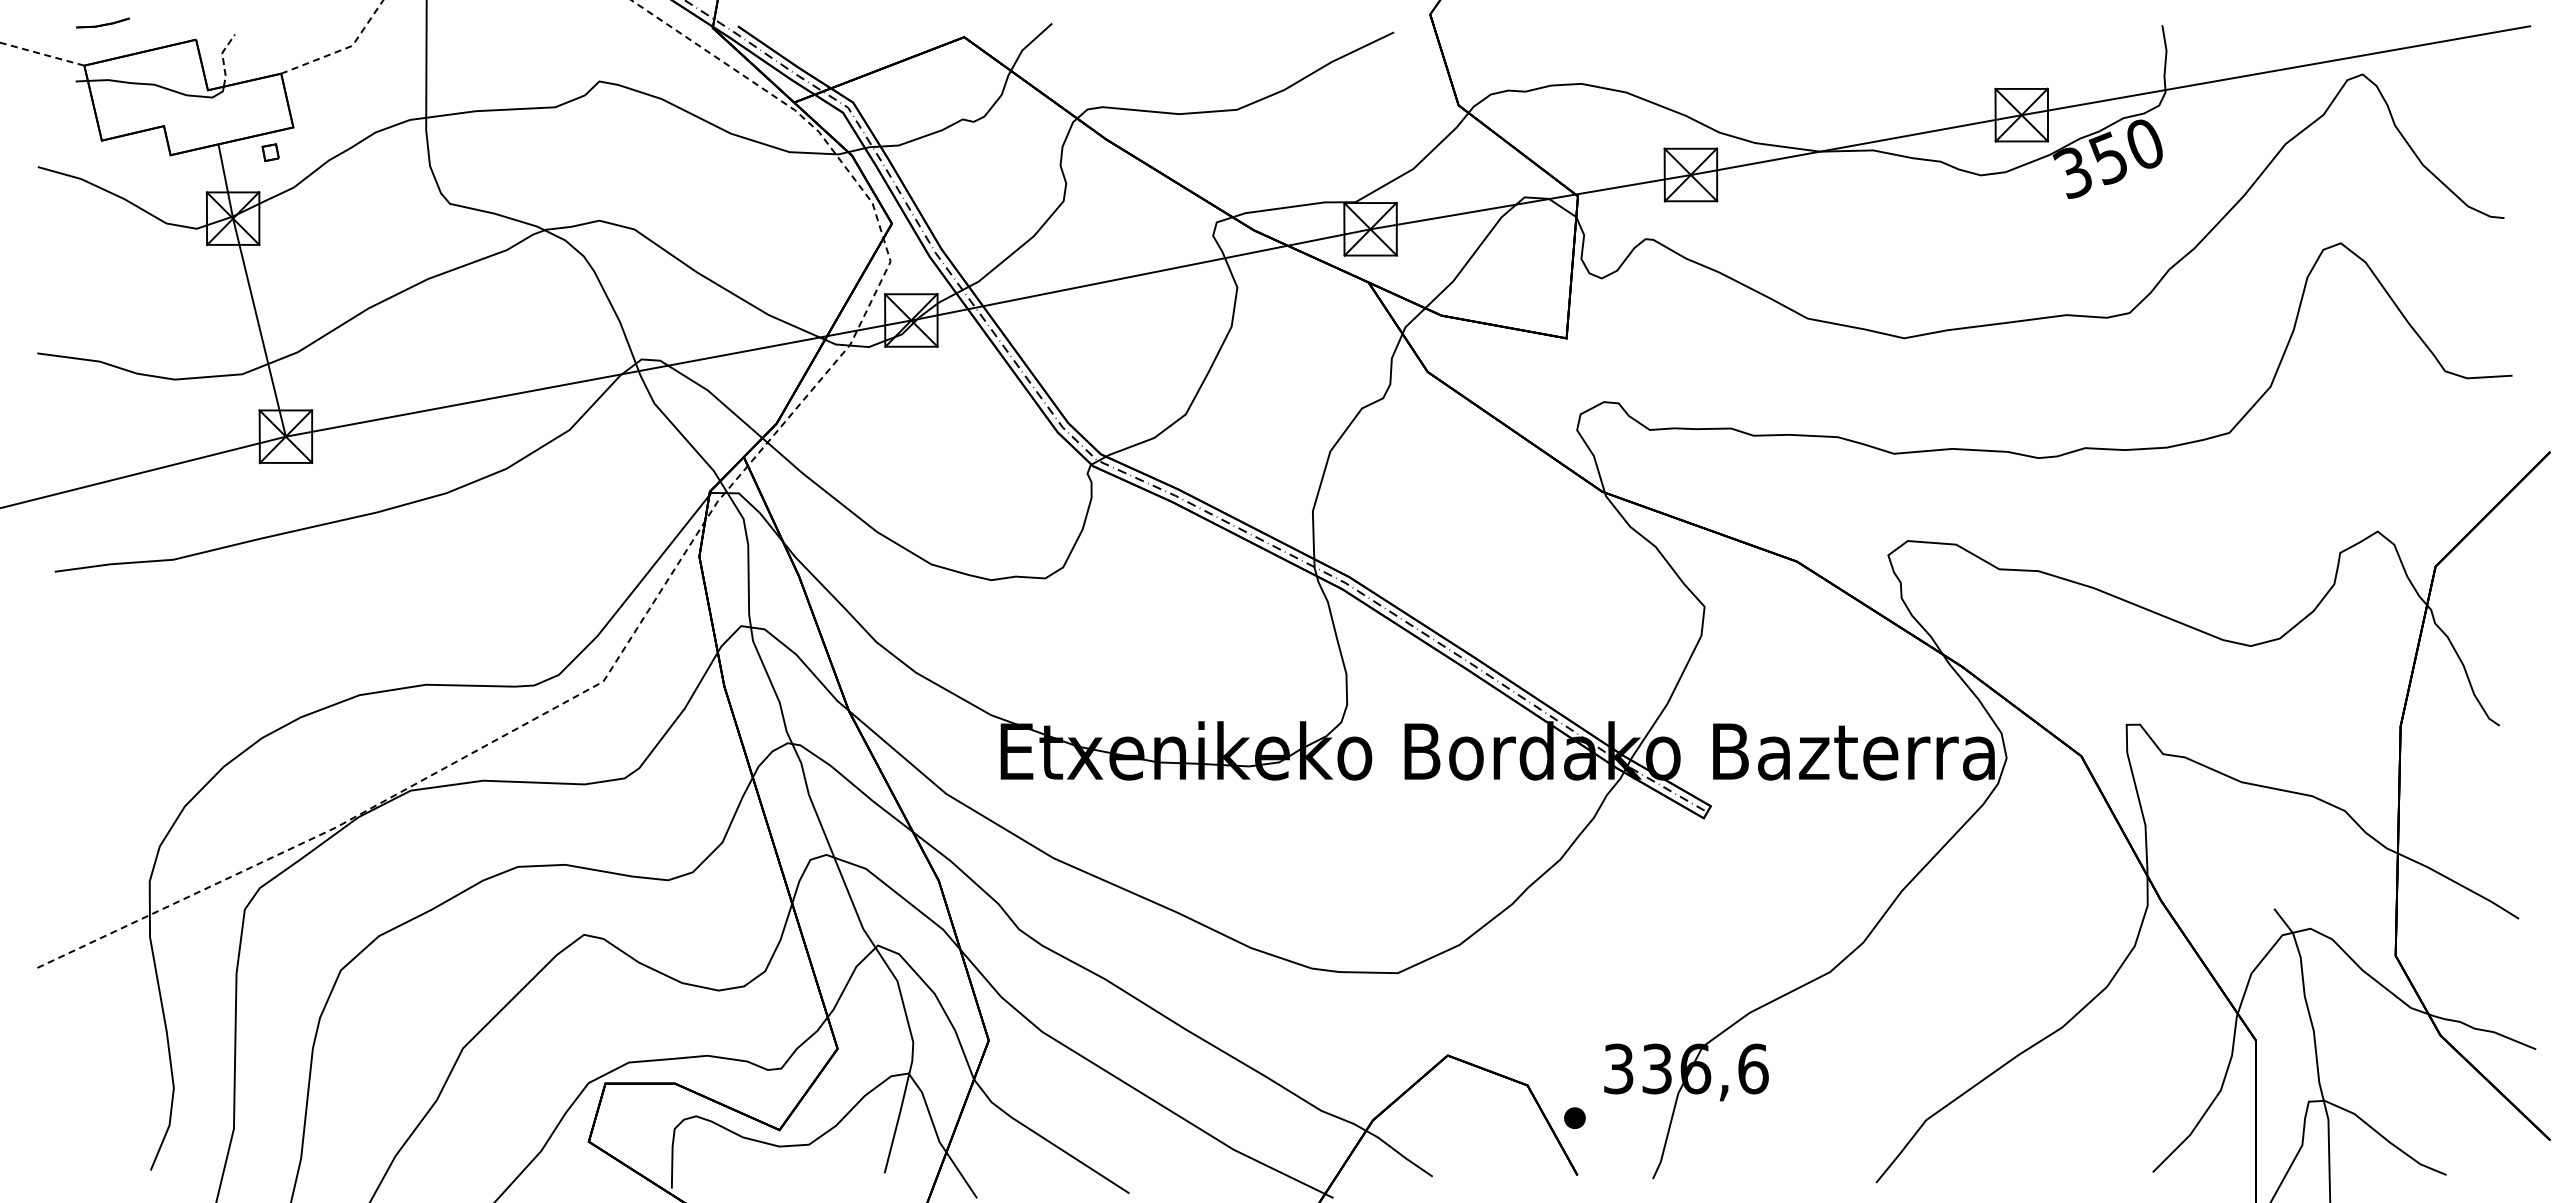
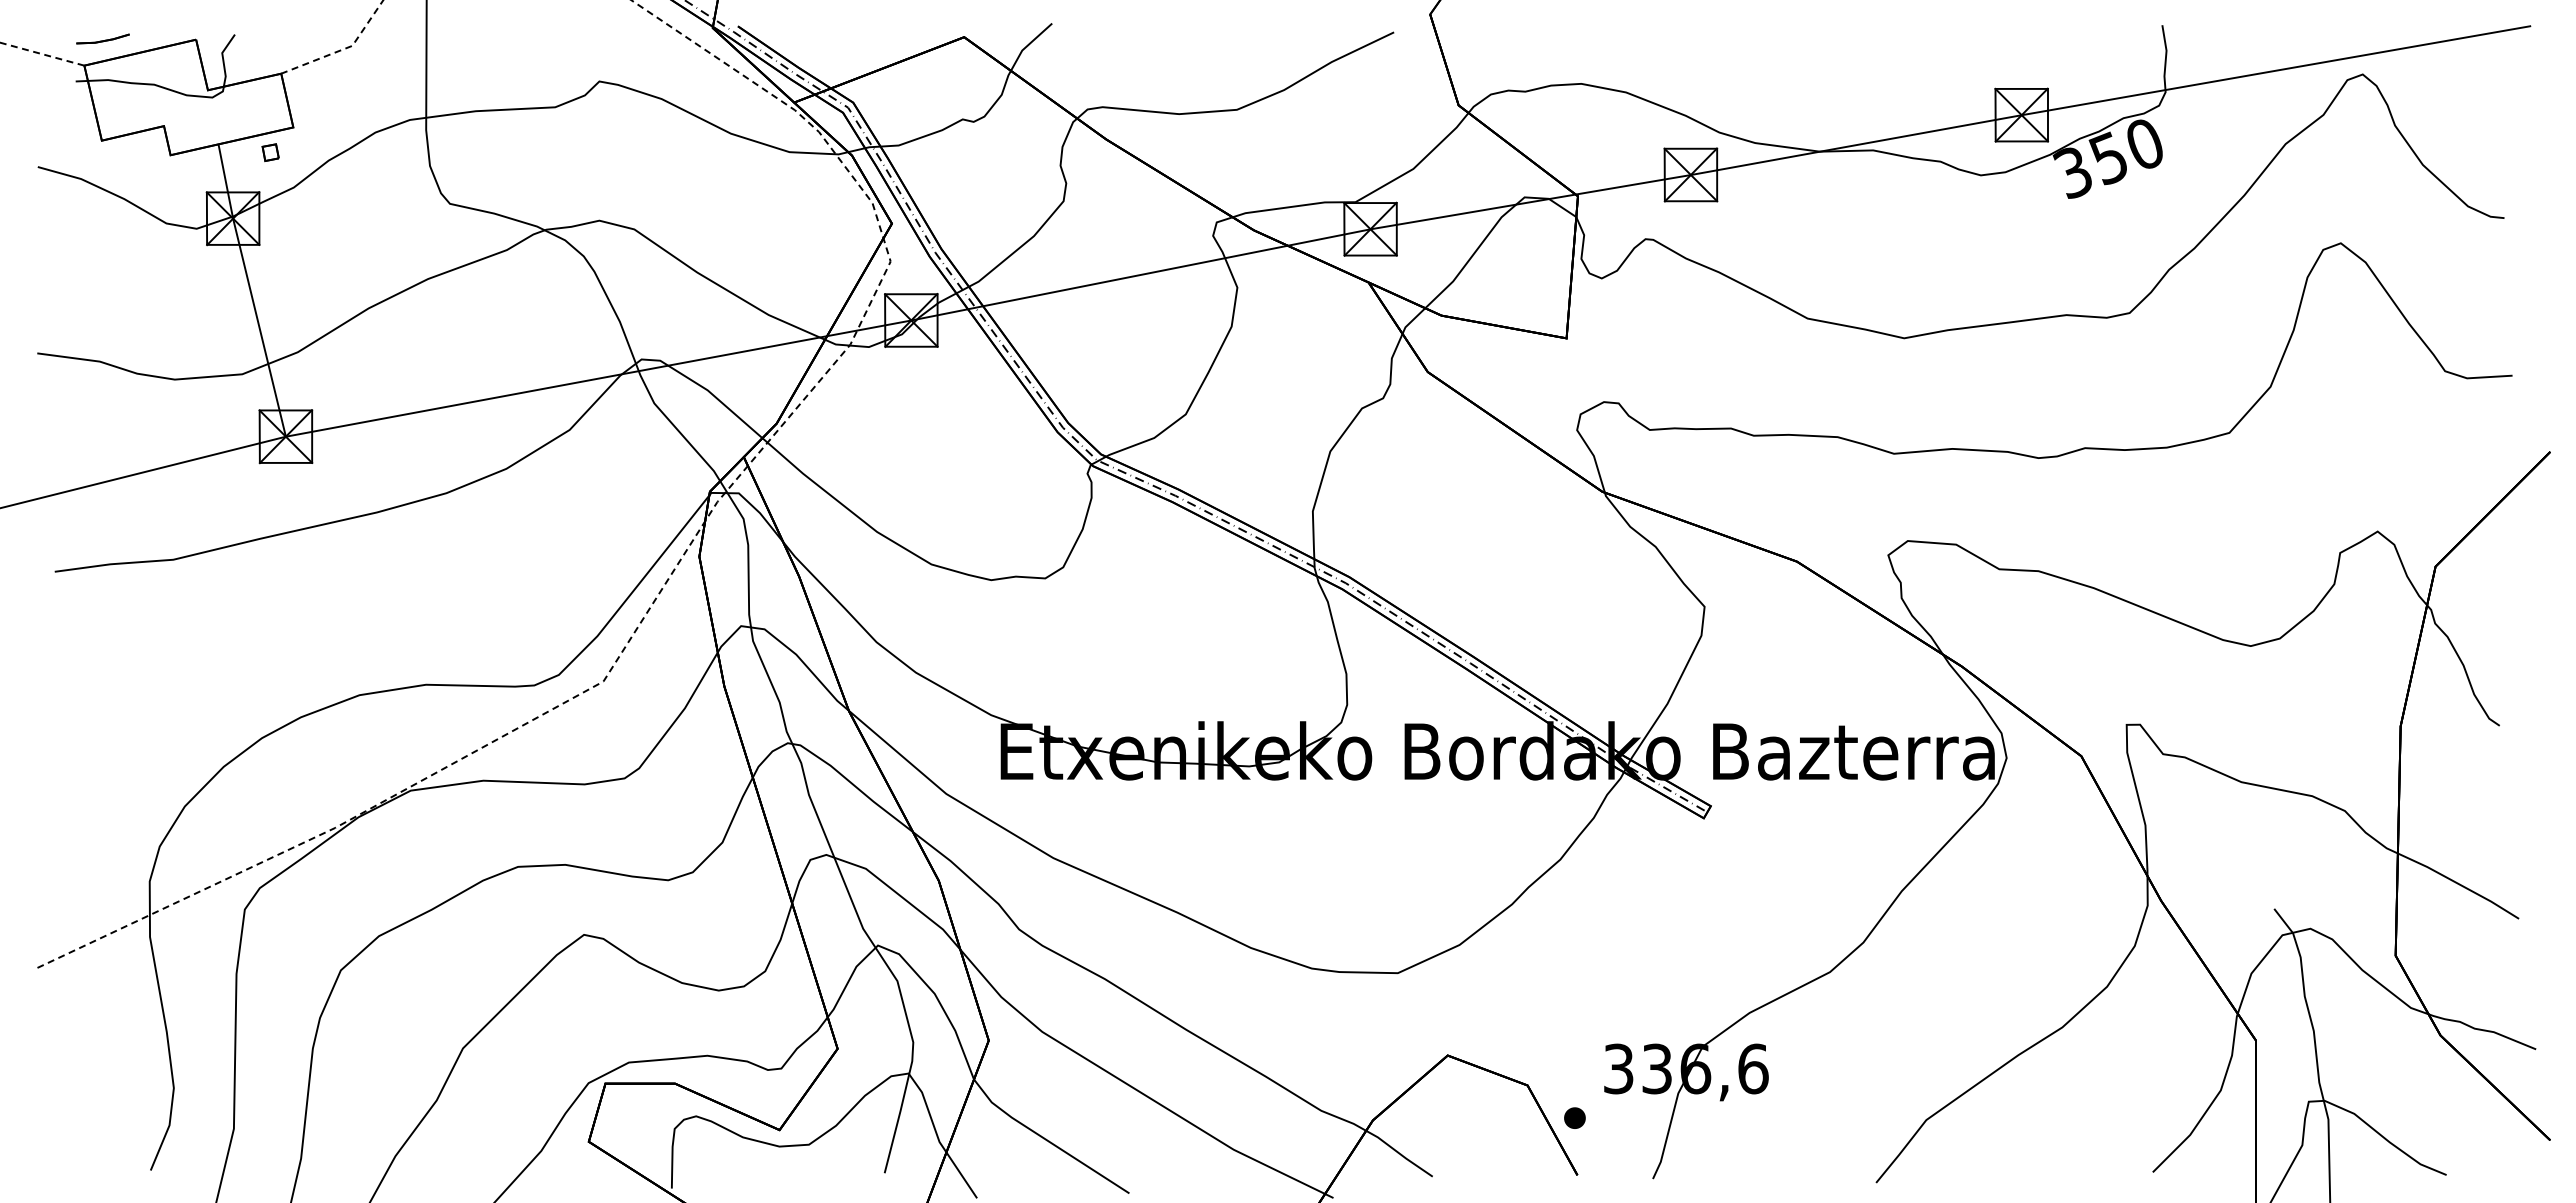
part position: (102, 22) -> (102, 38) (102, 38)
line: dashed -> solid (223, 58)
